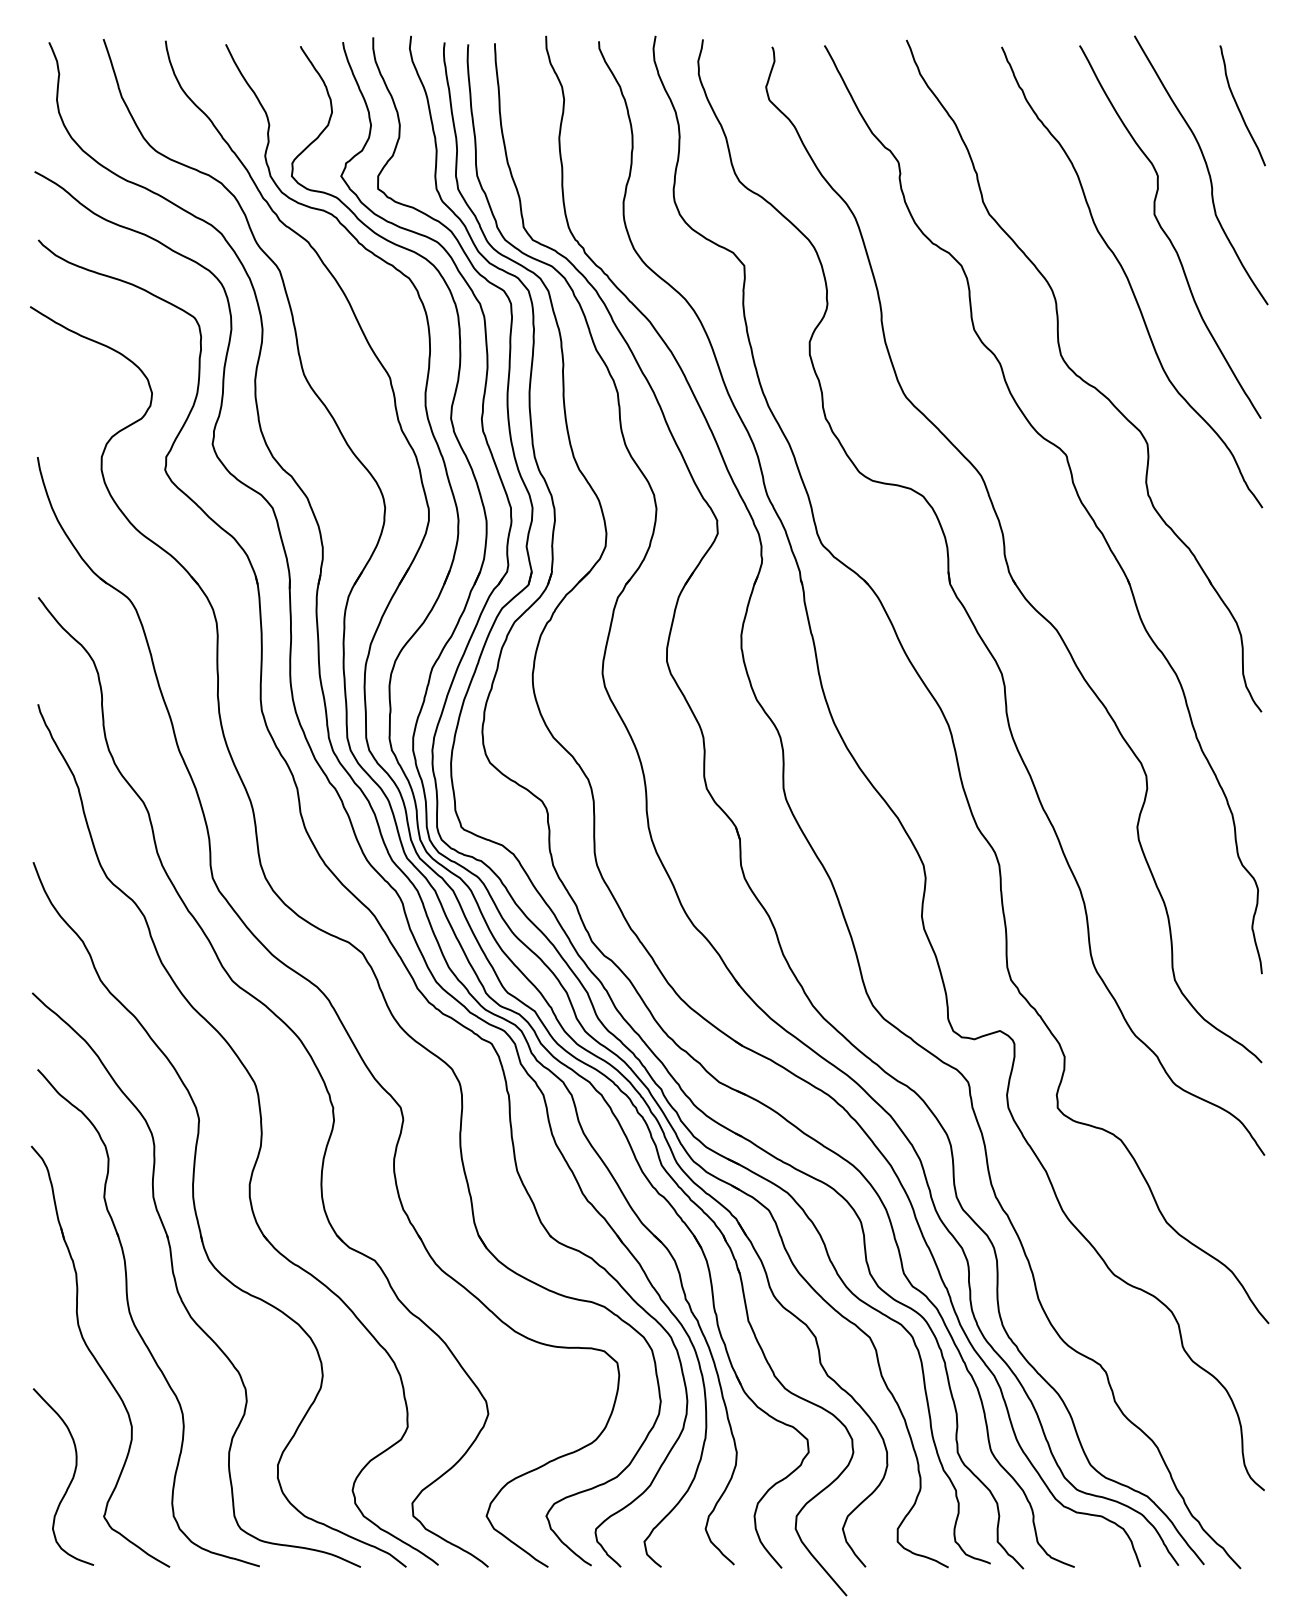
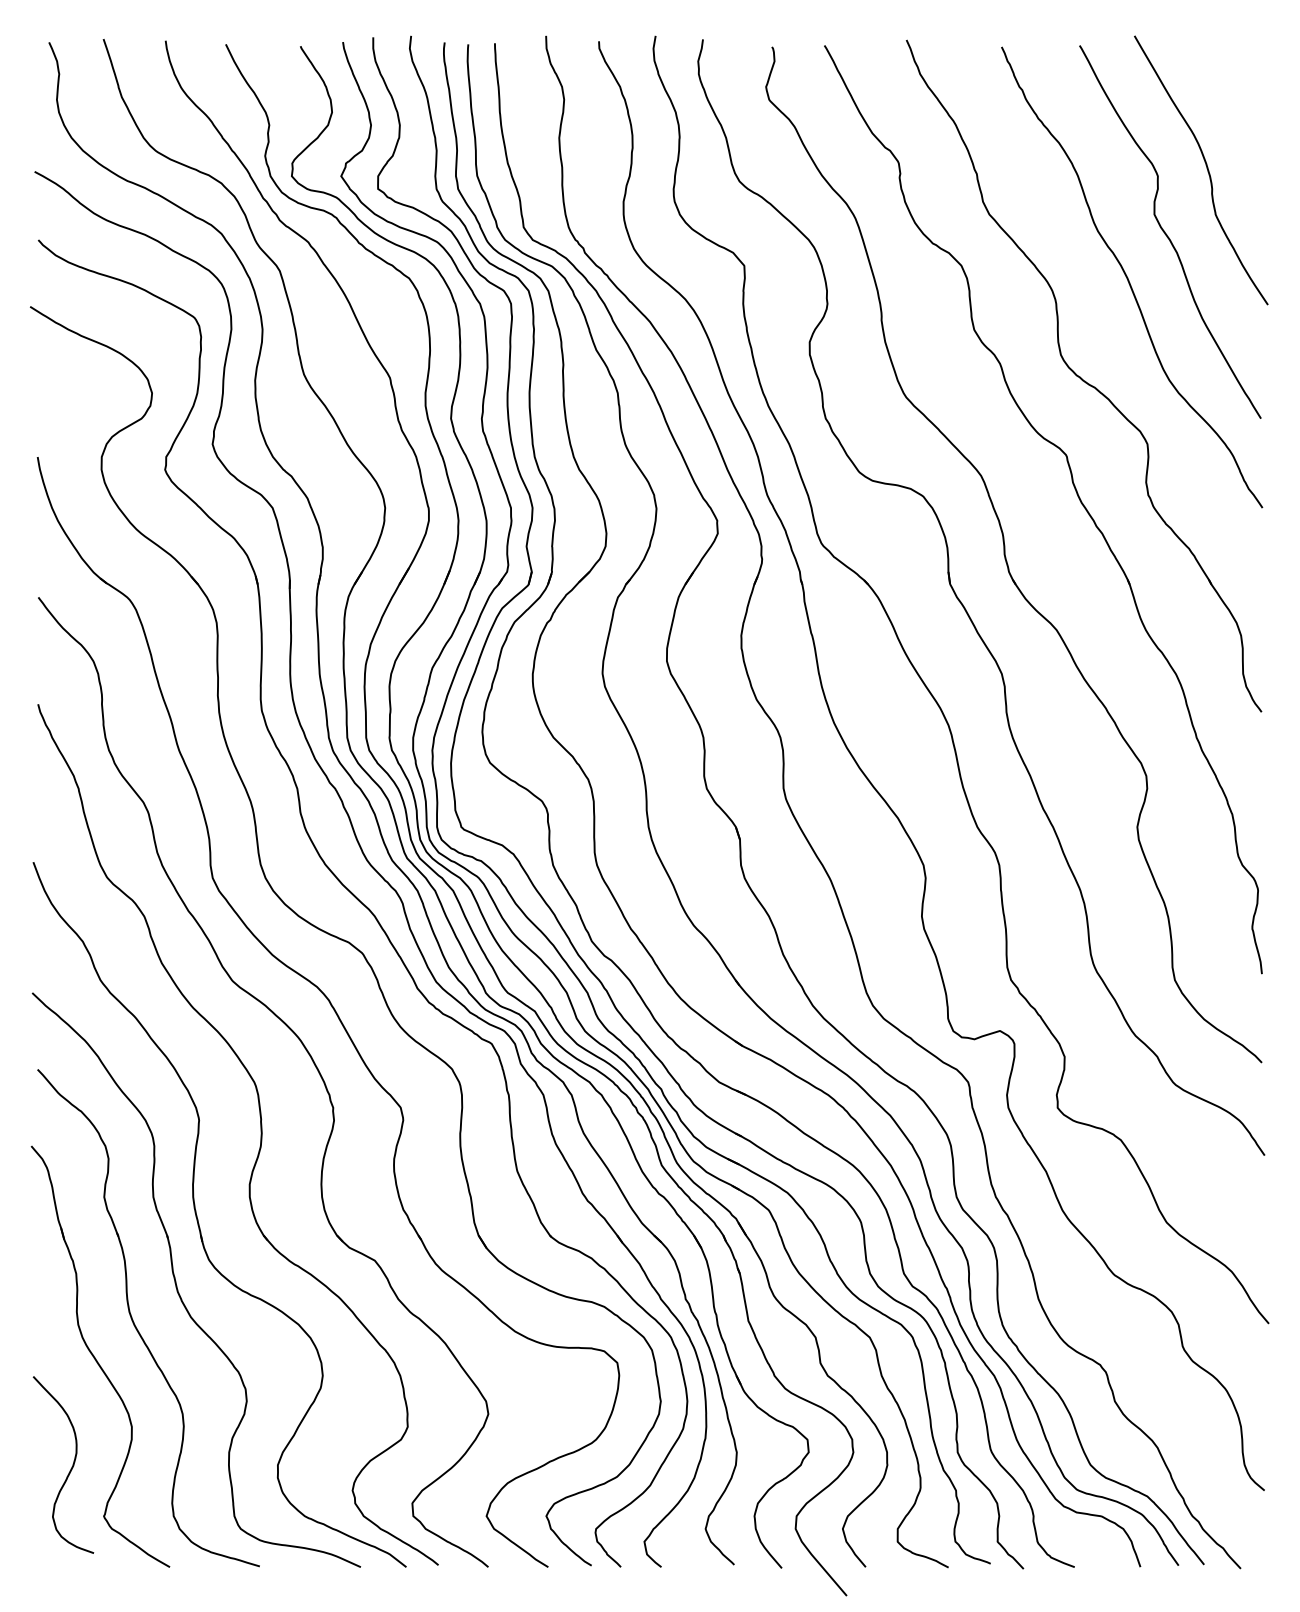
curve: present -> none (1238, 105)
curve position: (70, 1480) -> (70, 1468) (70, 1468)
